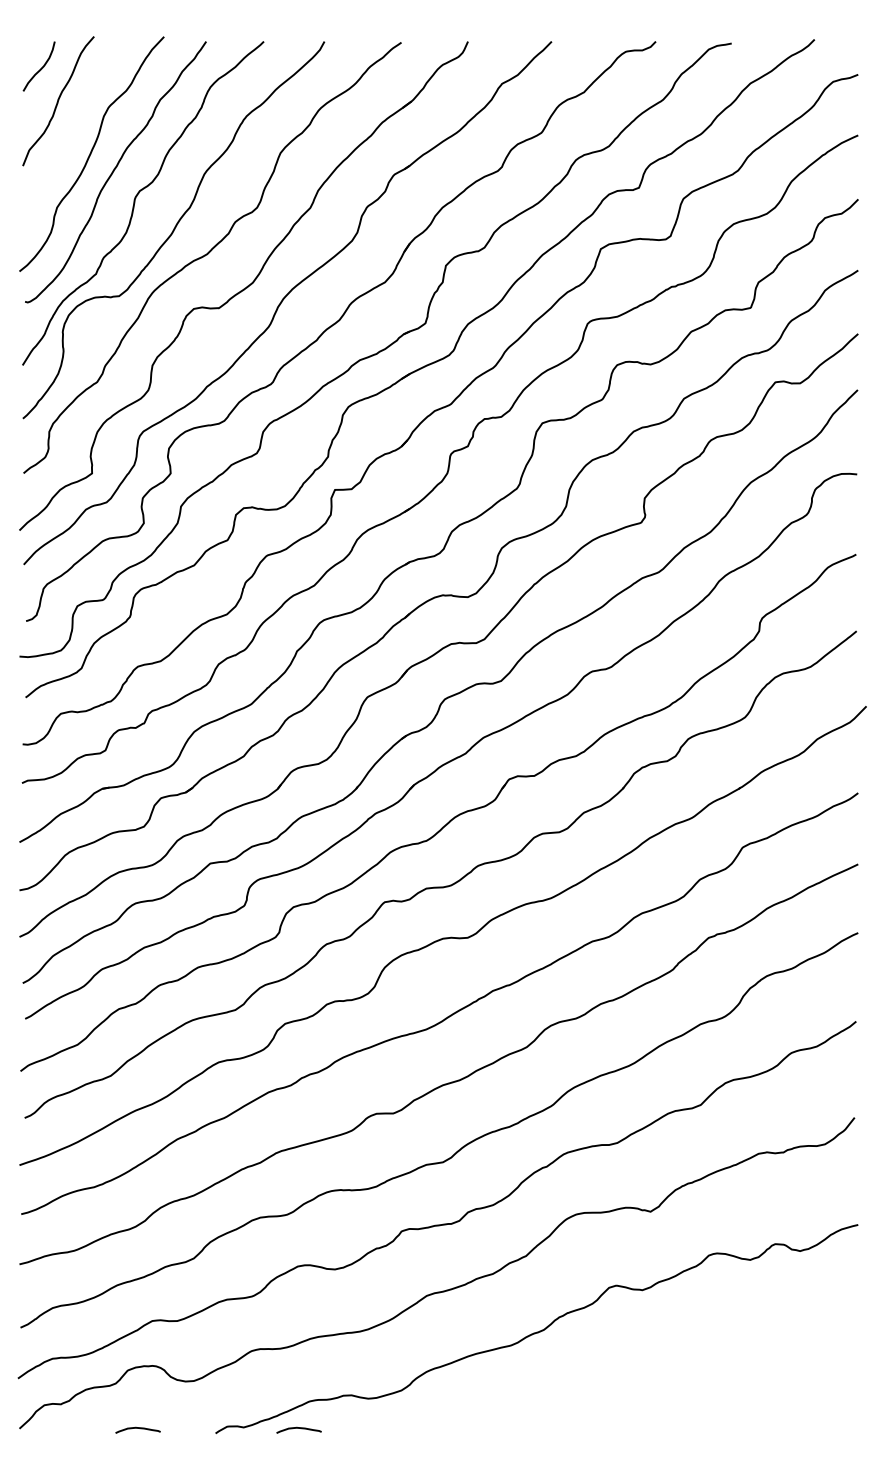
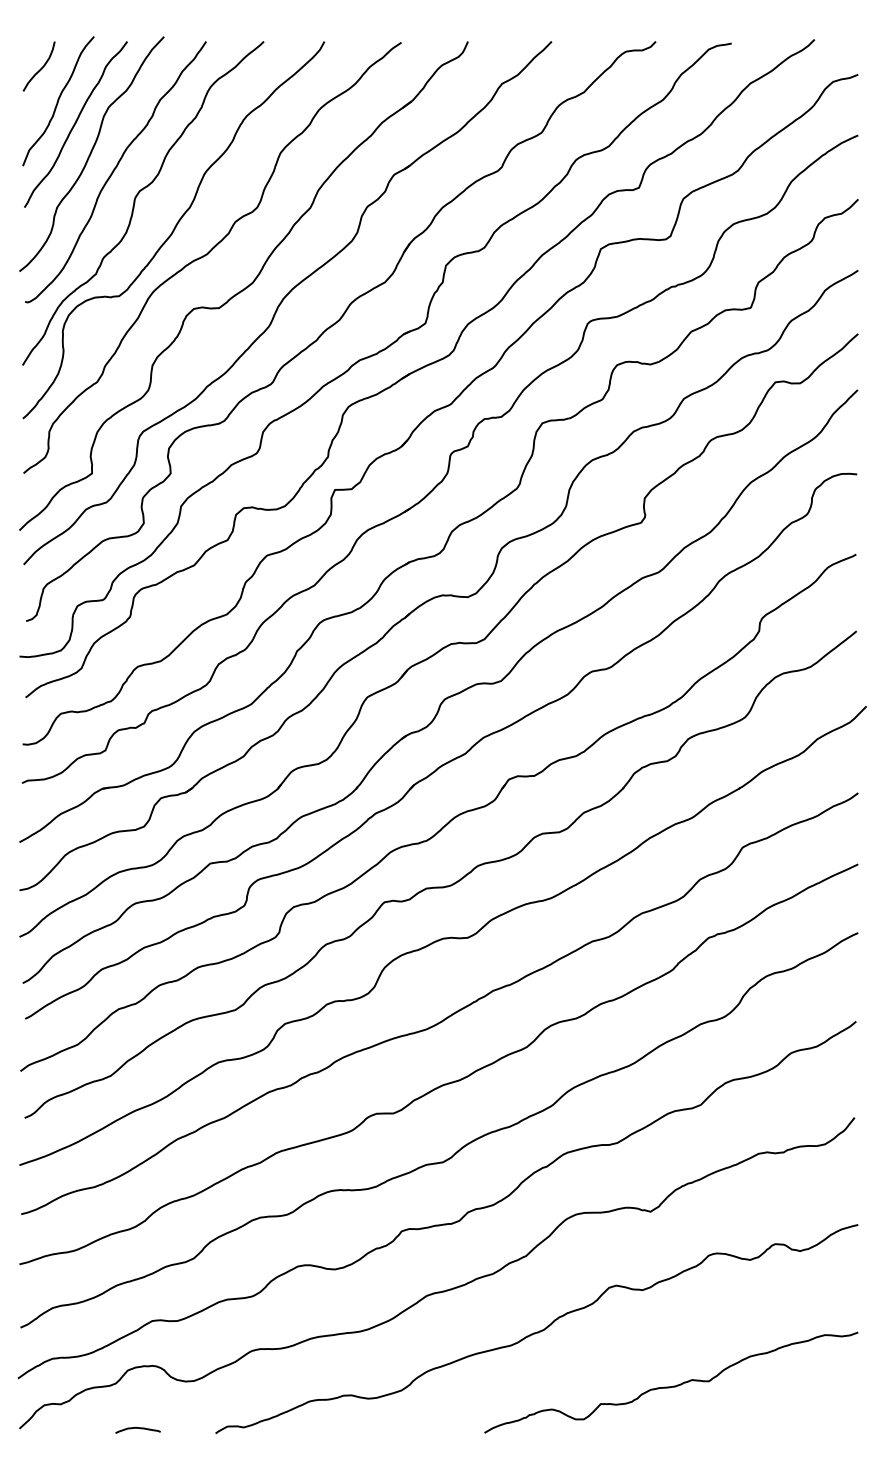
curve: none -> present (75, 124)
curve: none -> present (673, 1385)
curve: present -> none (298, 1428)
